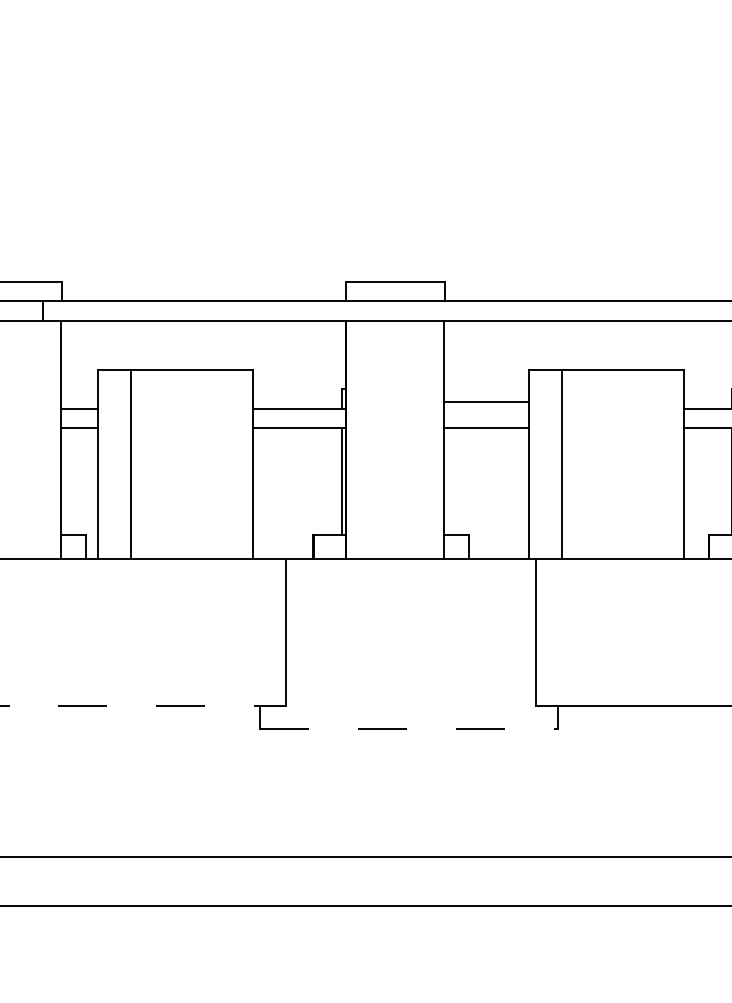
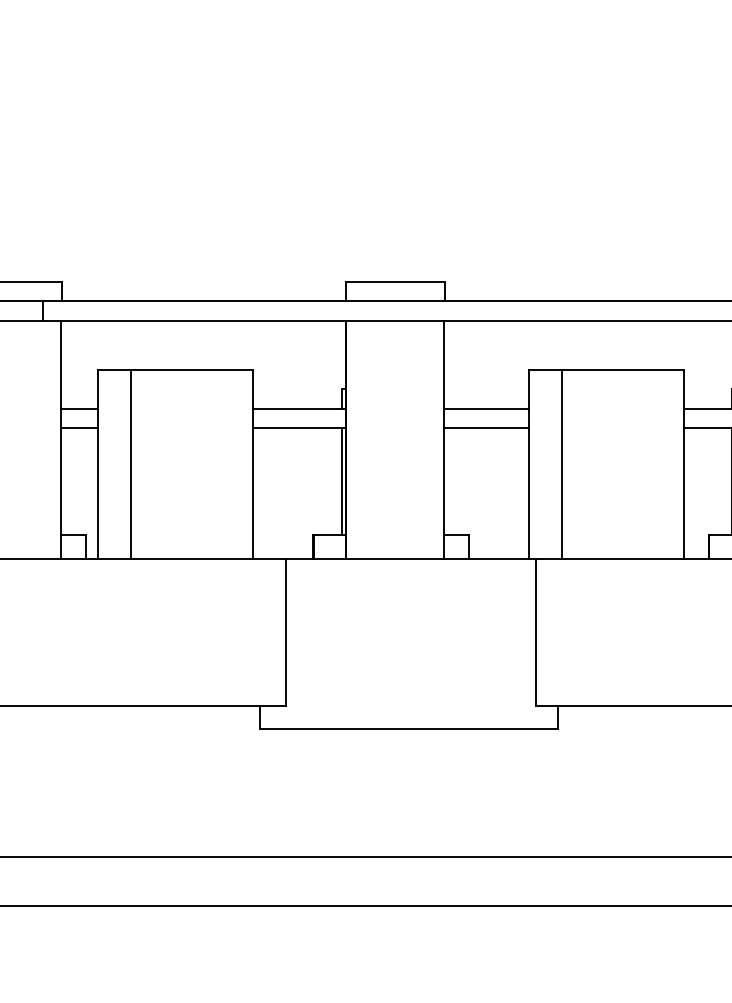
line position: (486, 401) -> (486, 408) (486, 408)
line: dashed -> solid (143, 705)
line: dashed -> solid (408, 729)
